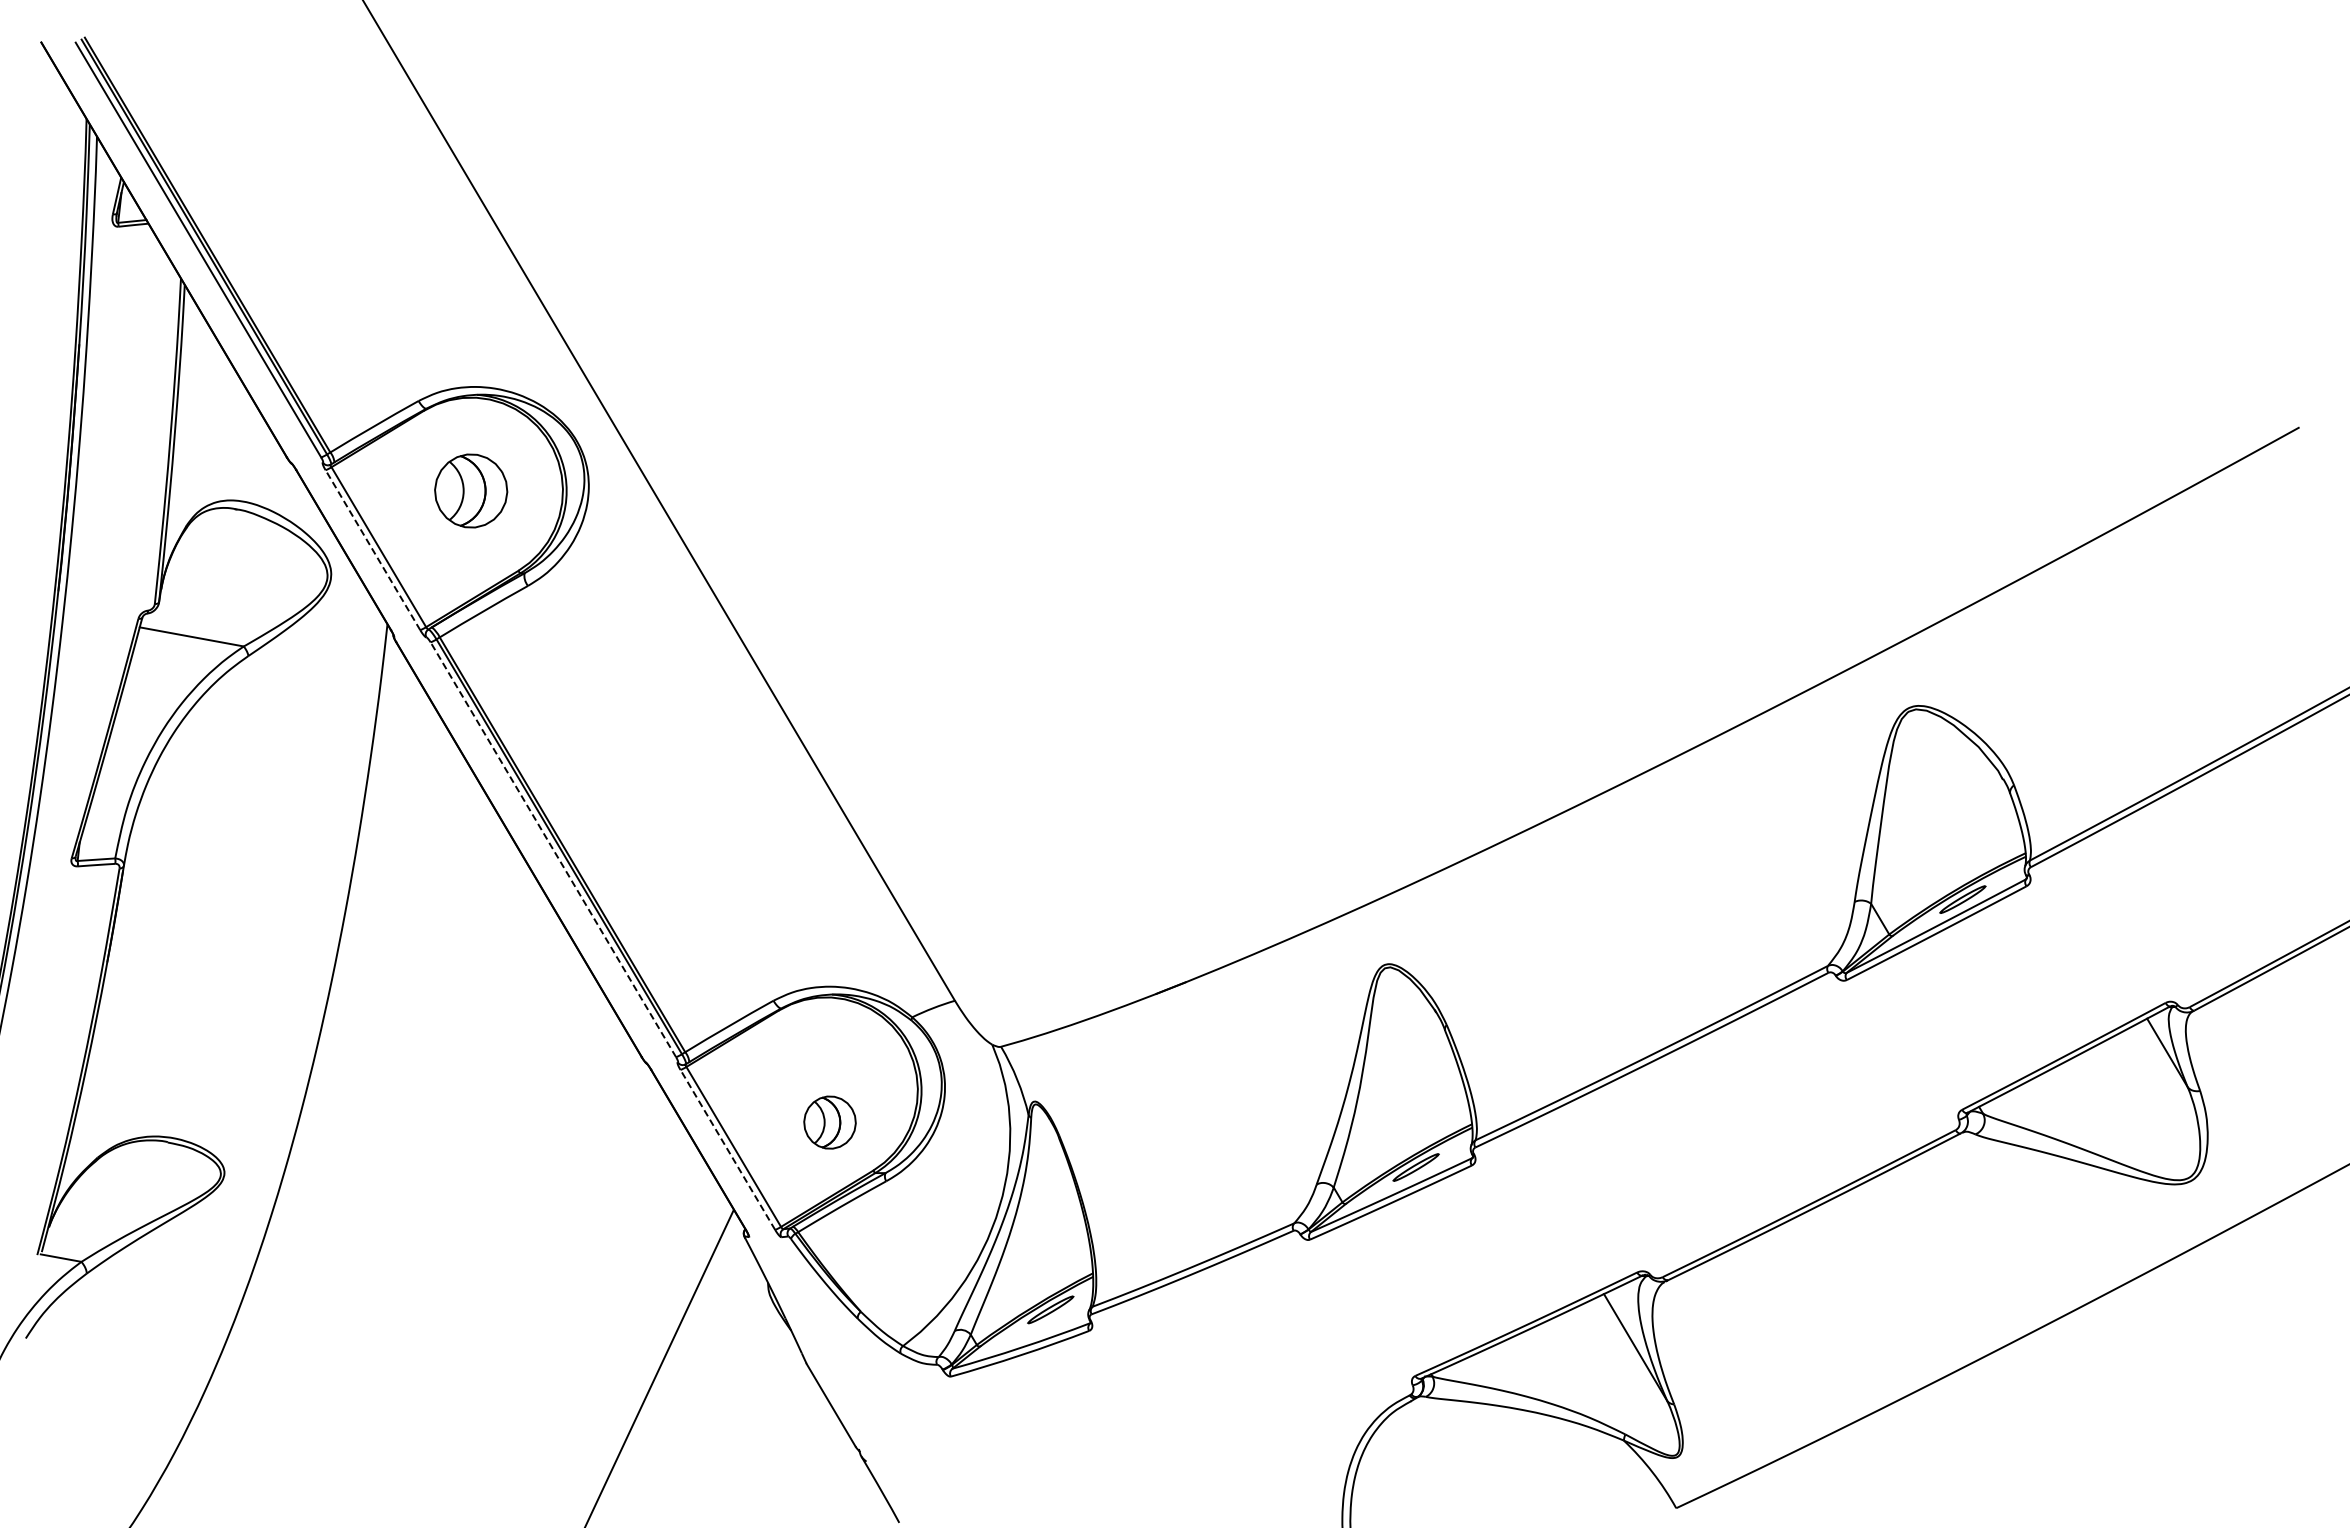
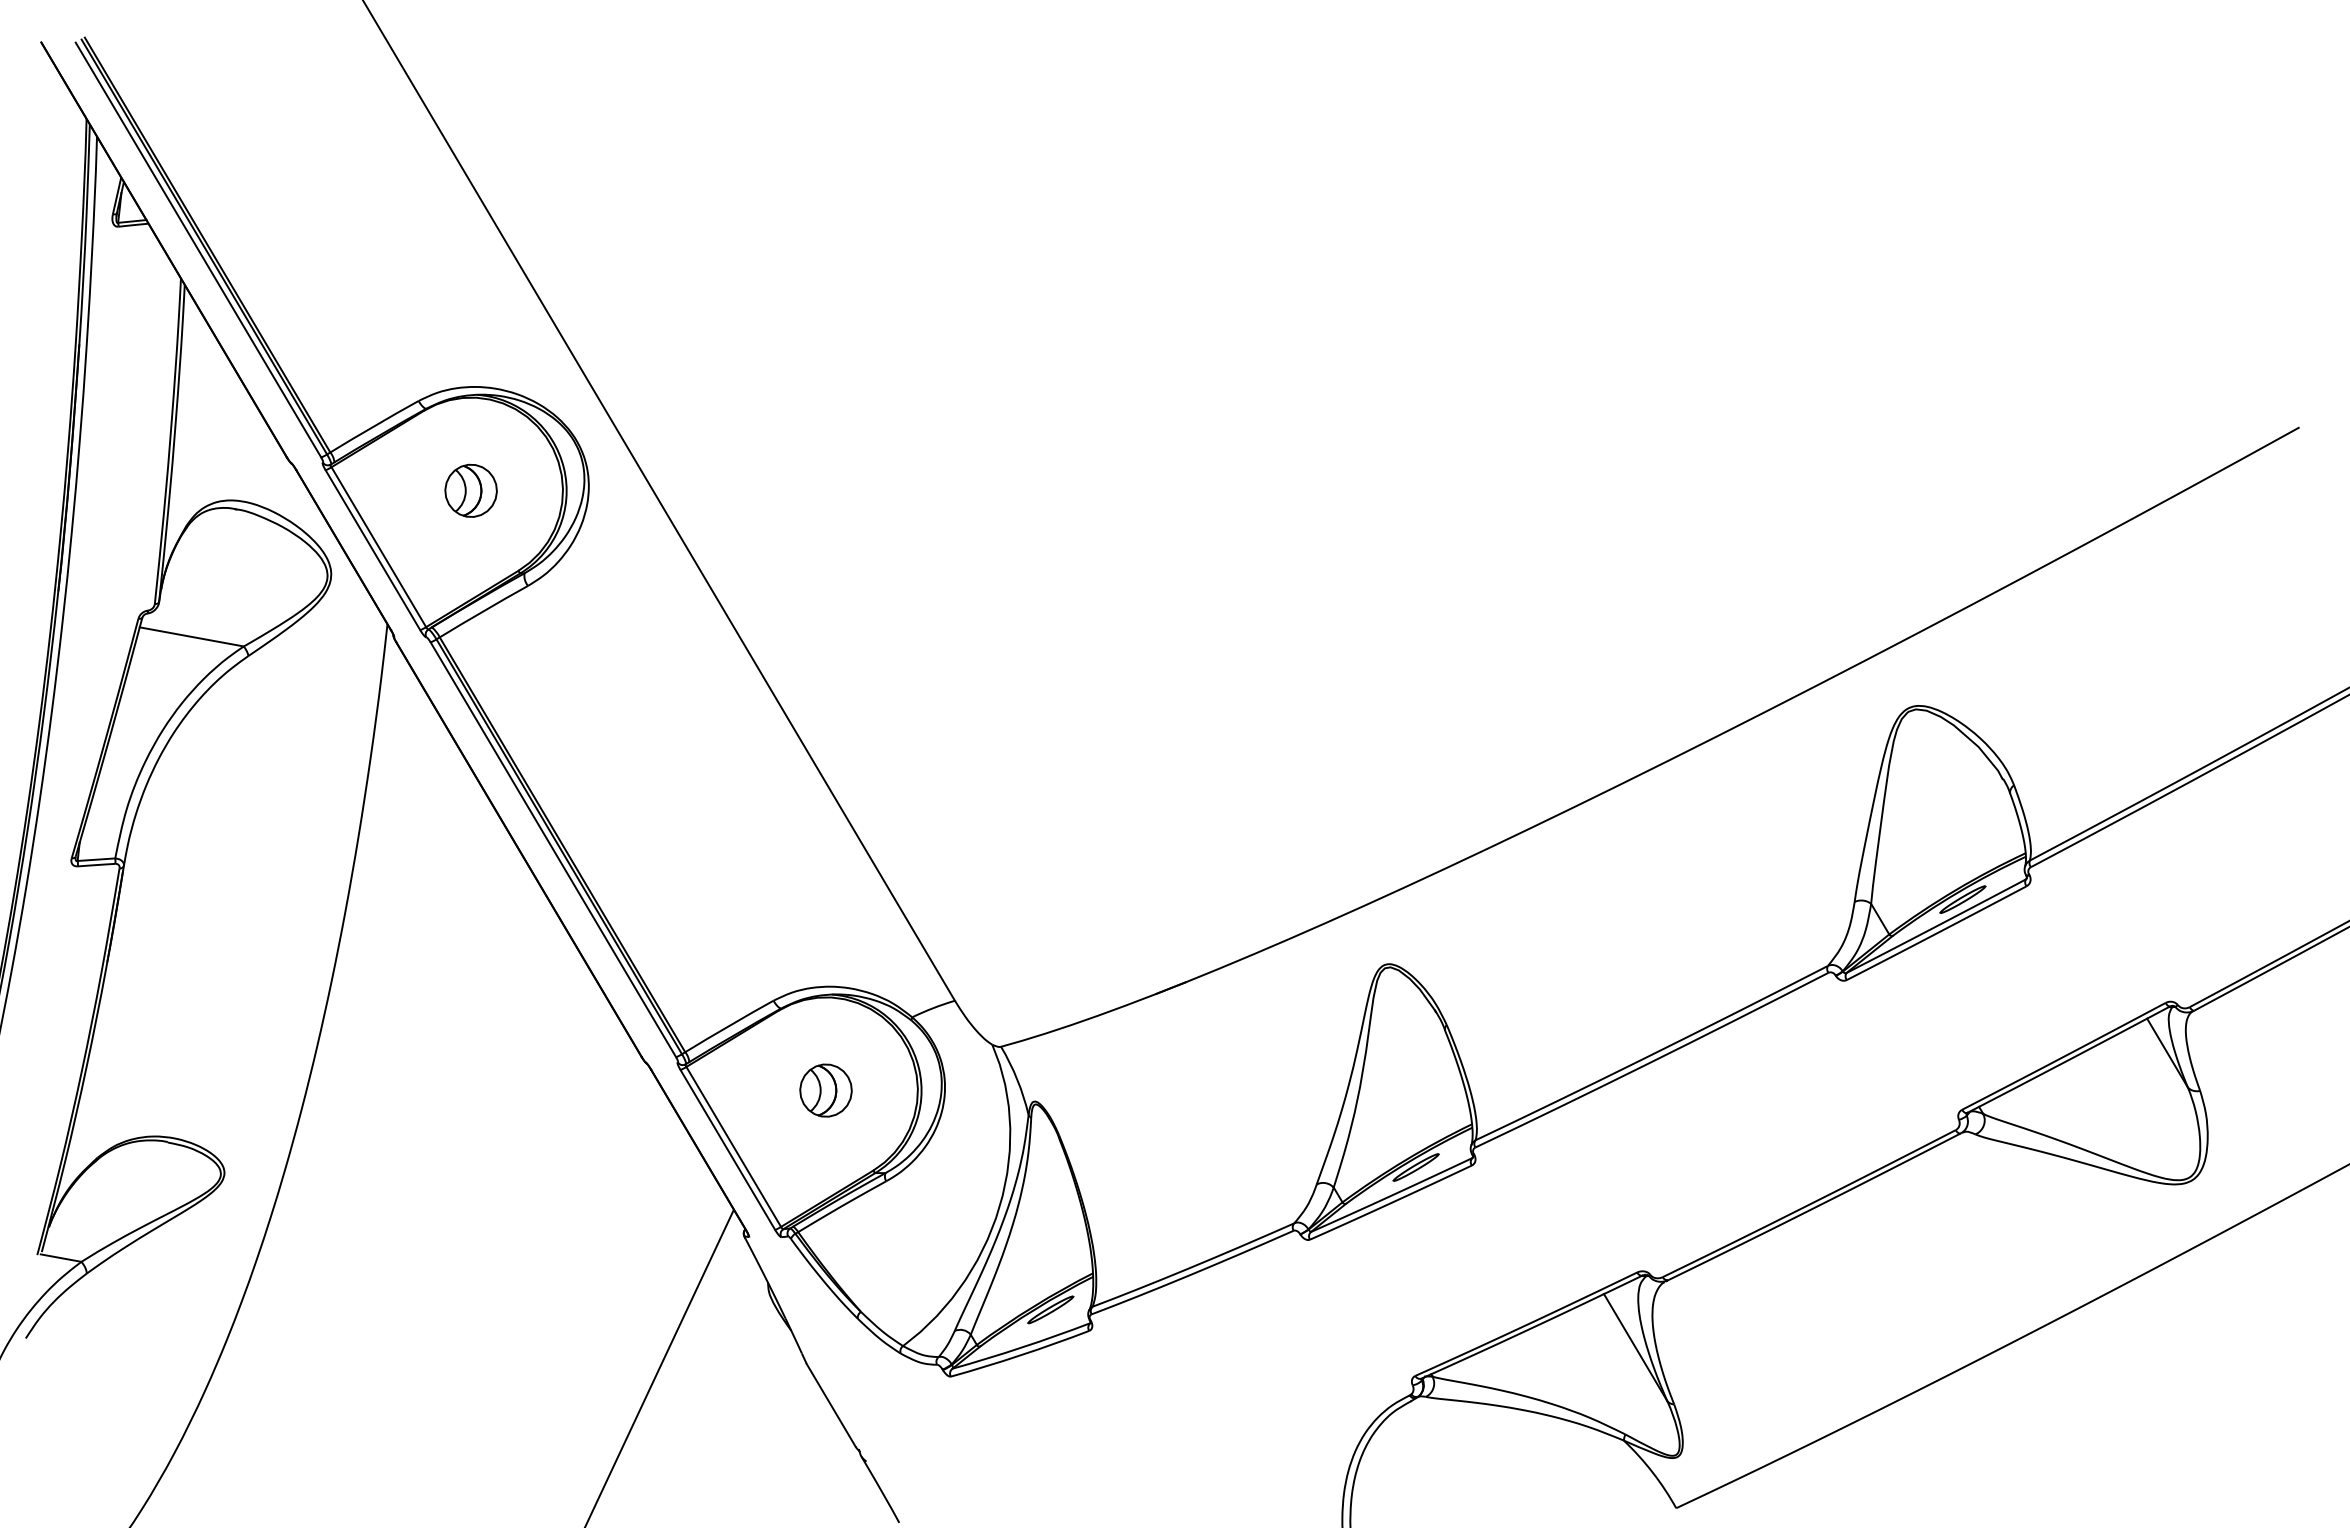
part size: 75x76 px -> 54x55 px (470, 490)
line: dashed -> solid (372, 550)
line: dashed -> solid (553, 849)
part position: (829, 1122) -> (825, 1090) (825, 1090)
line: dashed -> solid (727, 1149)
